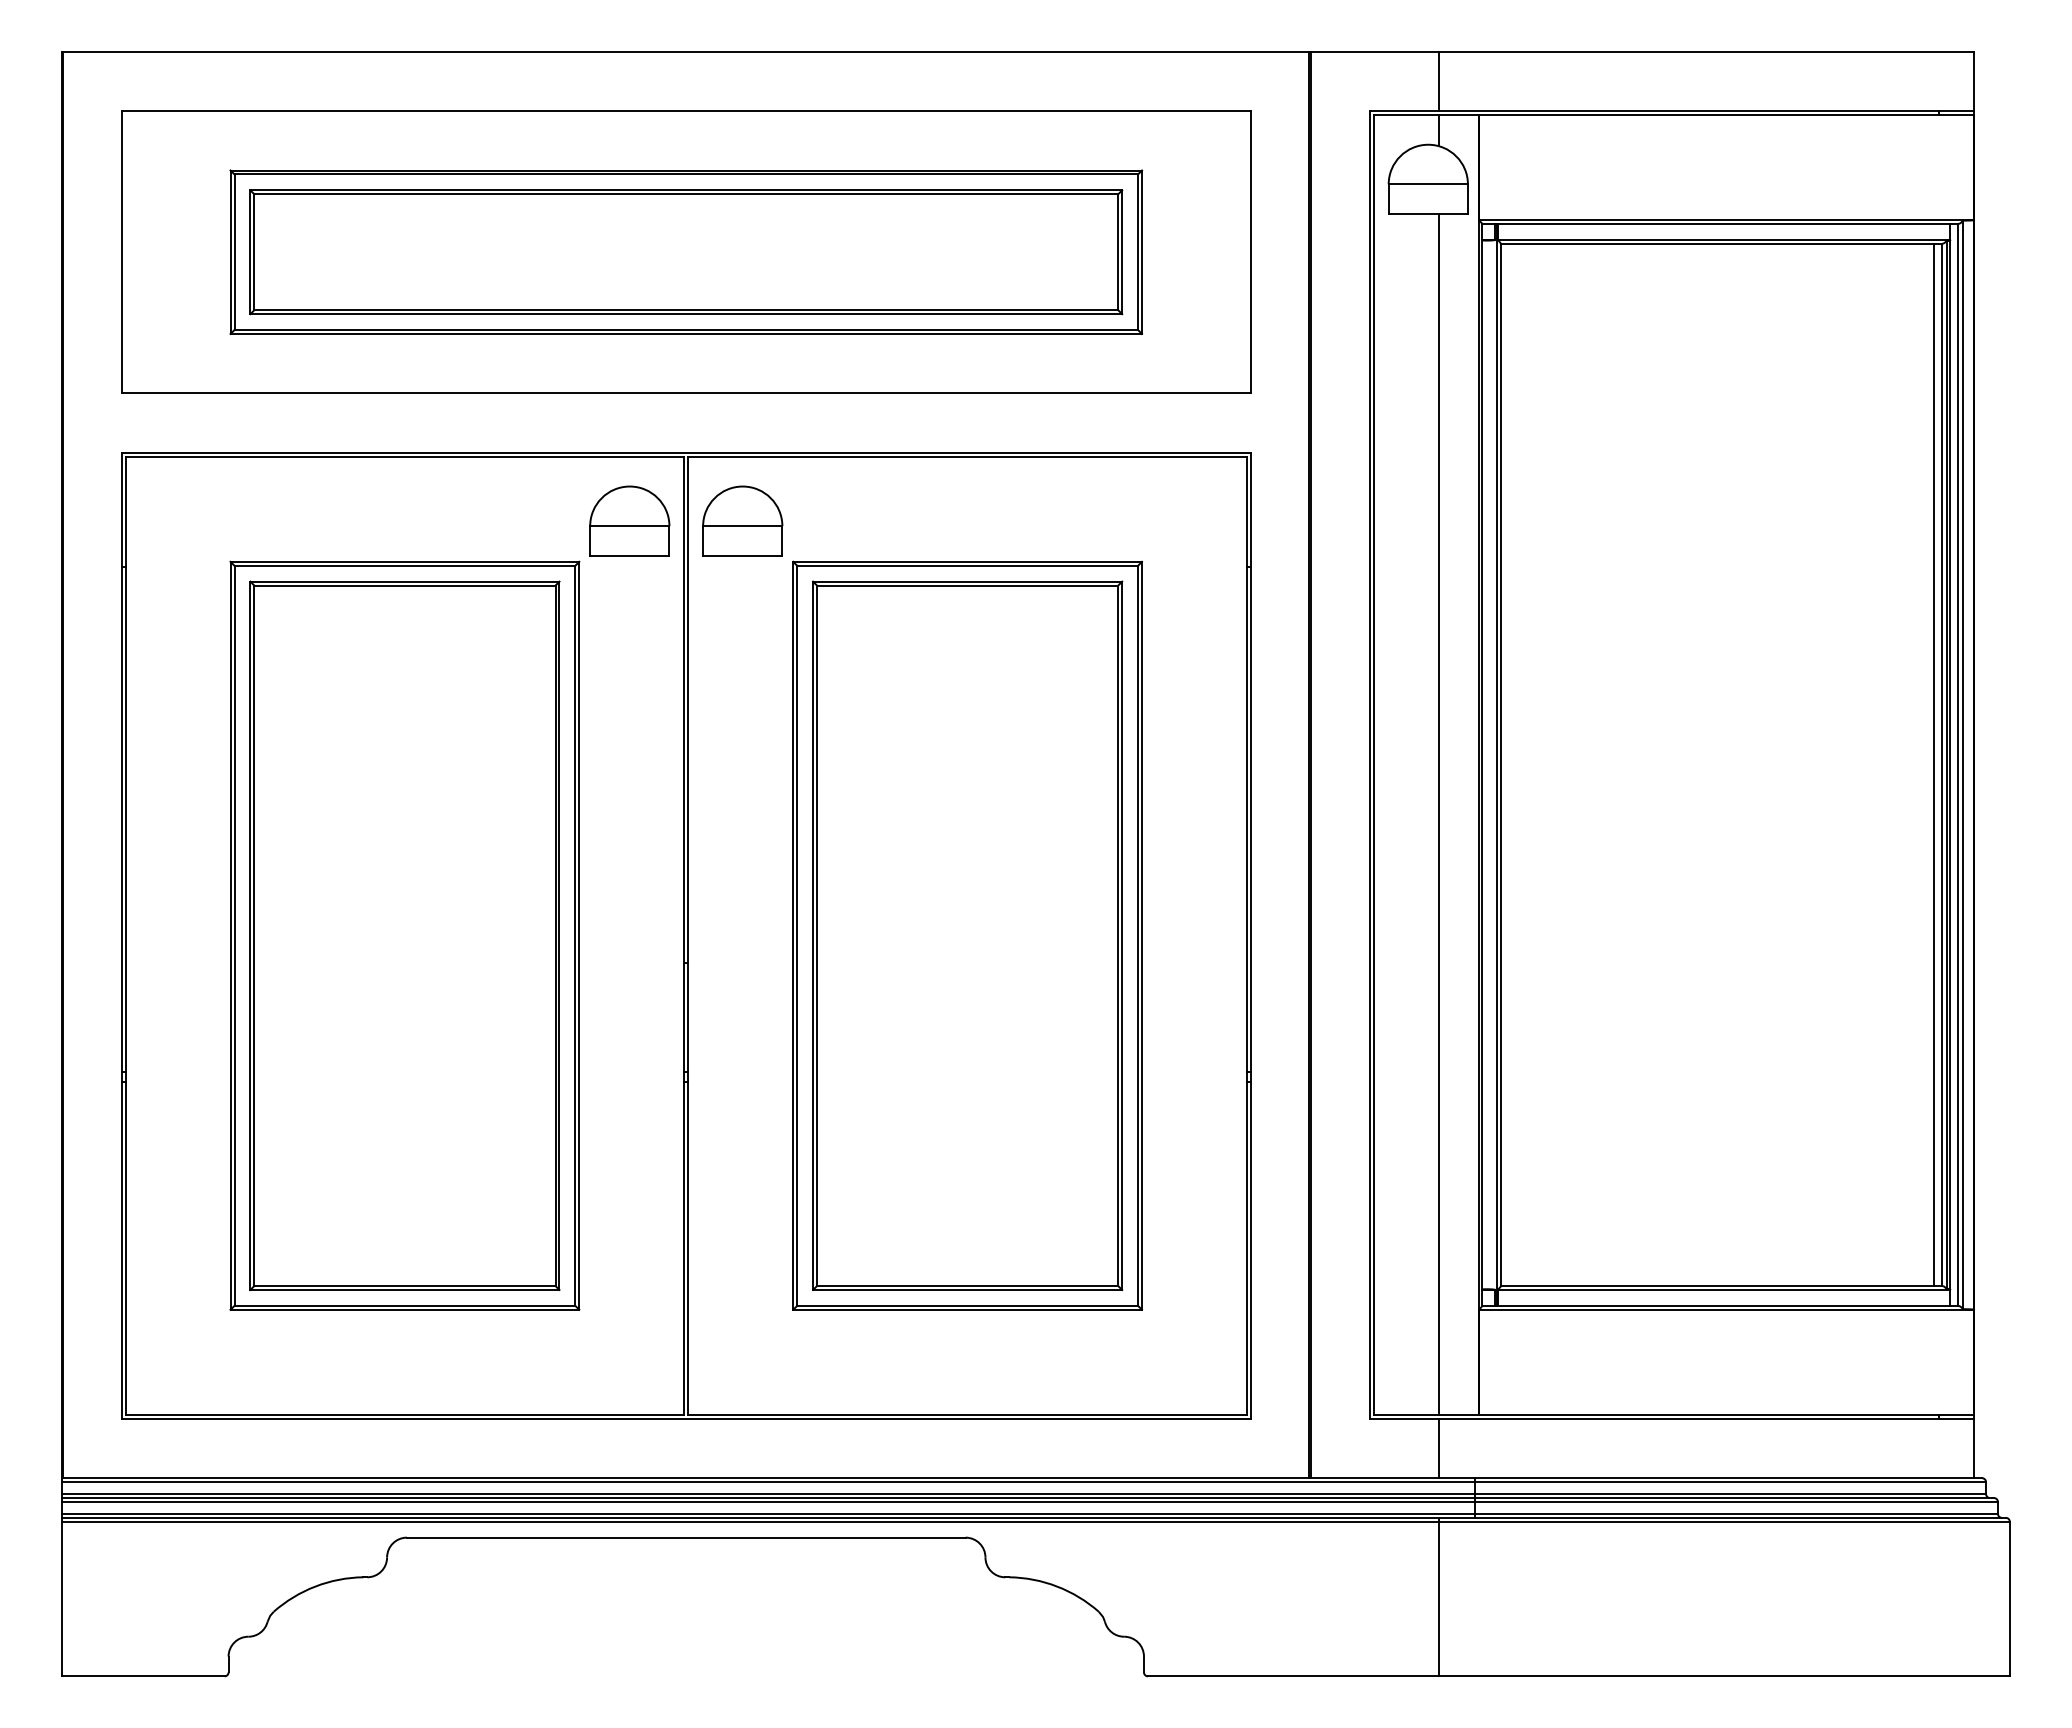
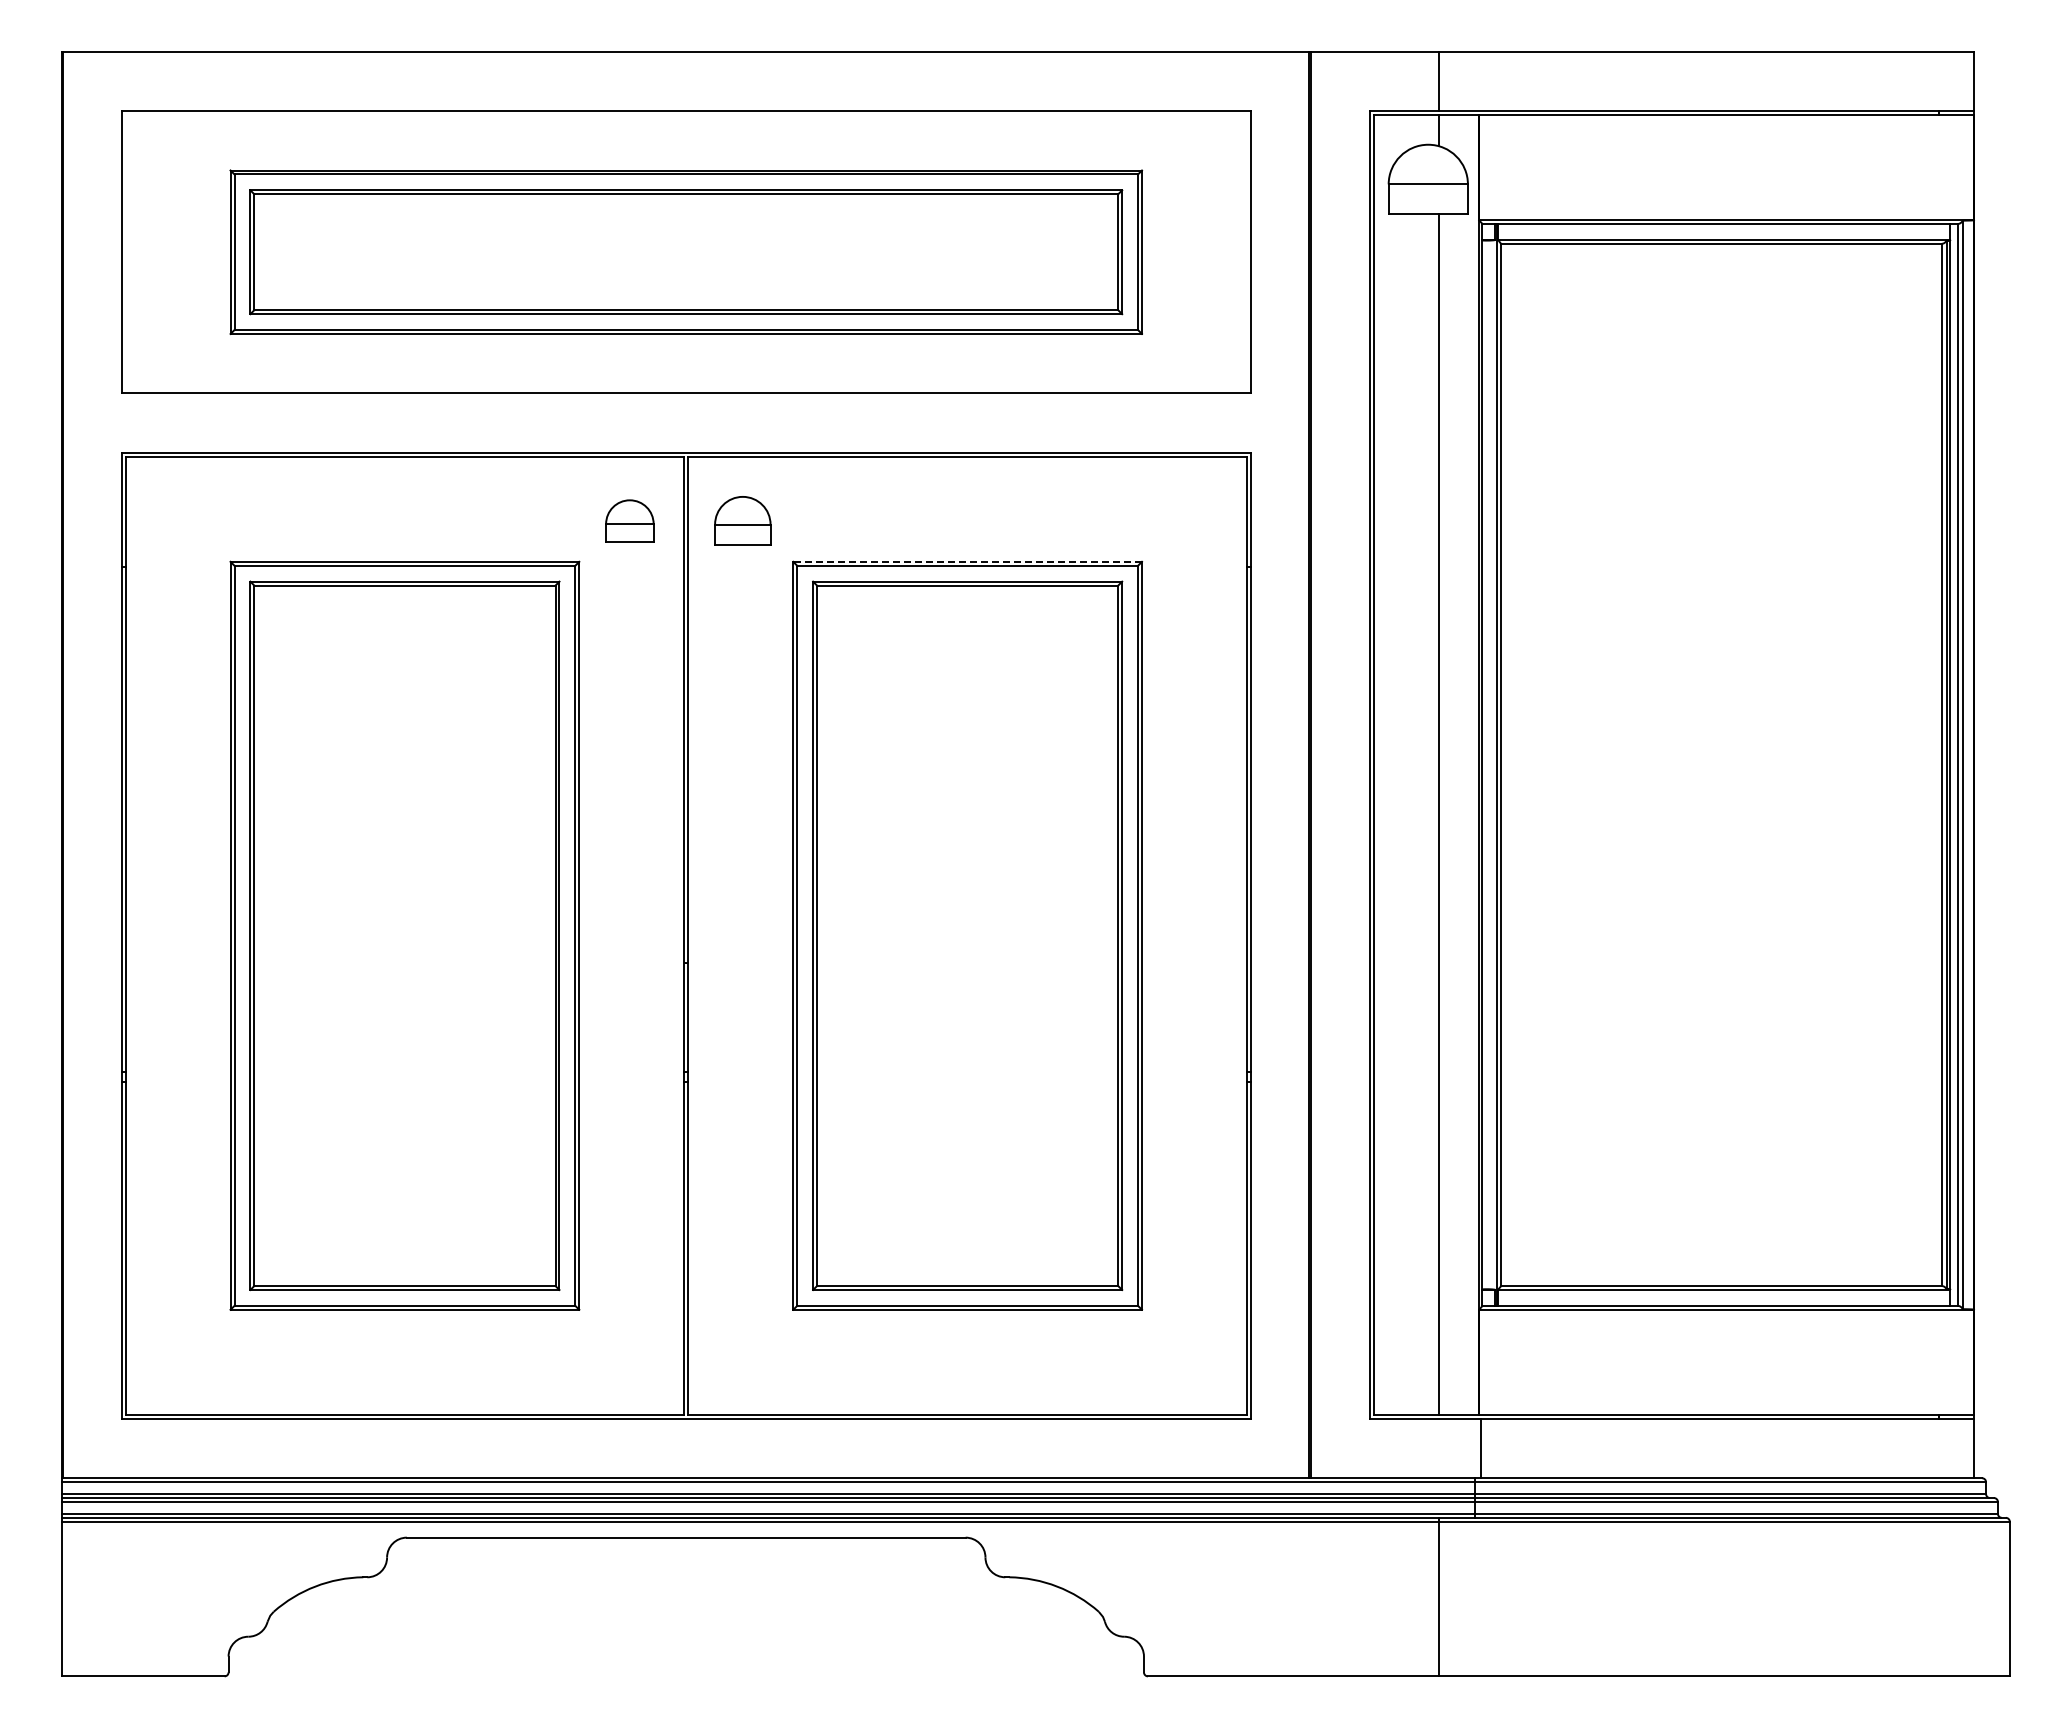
part size: 82x72 px -> 50x44 px (629, 520)
part size: 82x72 px -> 58x50 px (742, 520)
line: solid -> dashed (967, 561)
line: present -> none (1934, 764)
line position: (1439, 1448) -> (1481, 1448) (1481, 1448)
